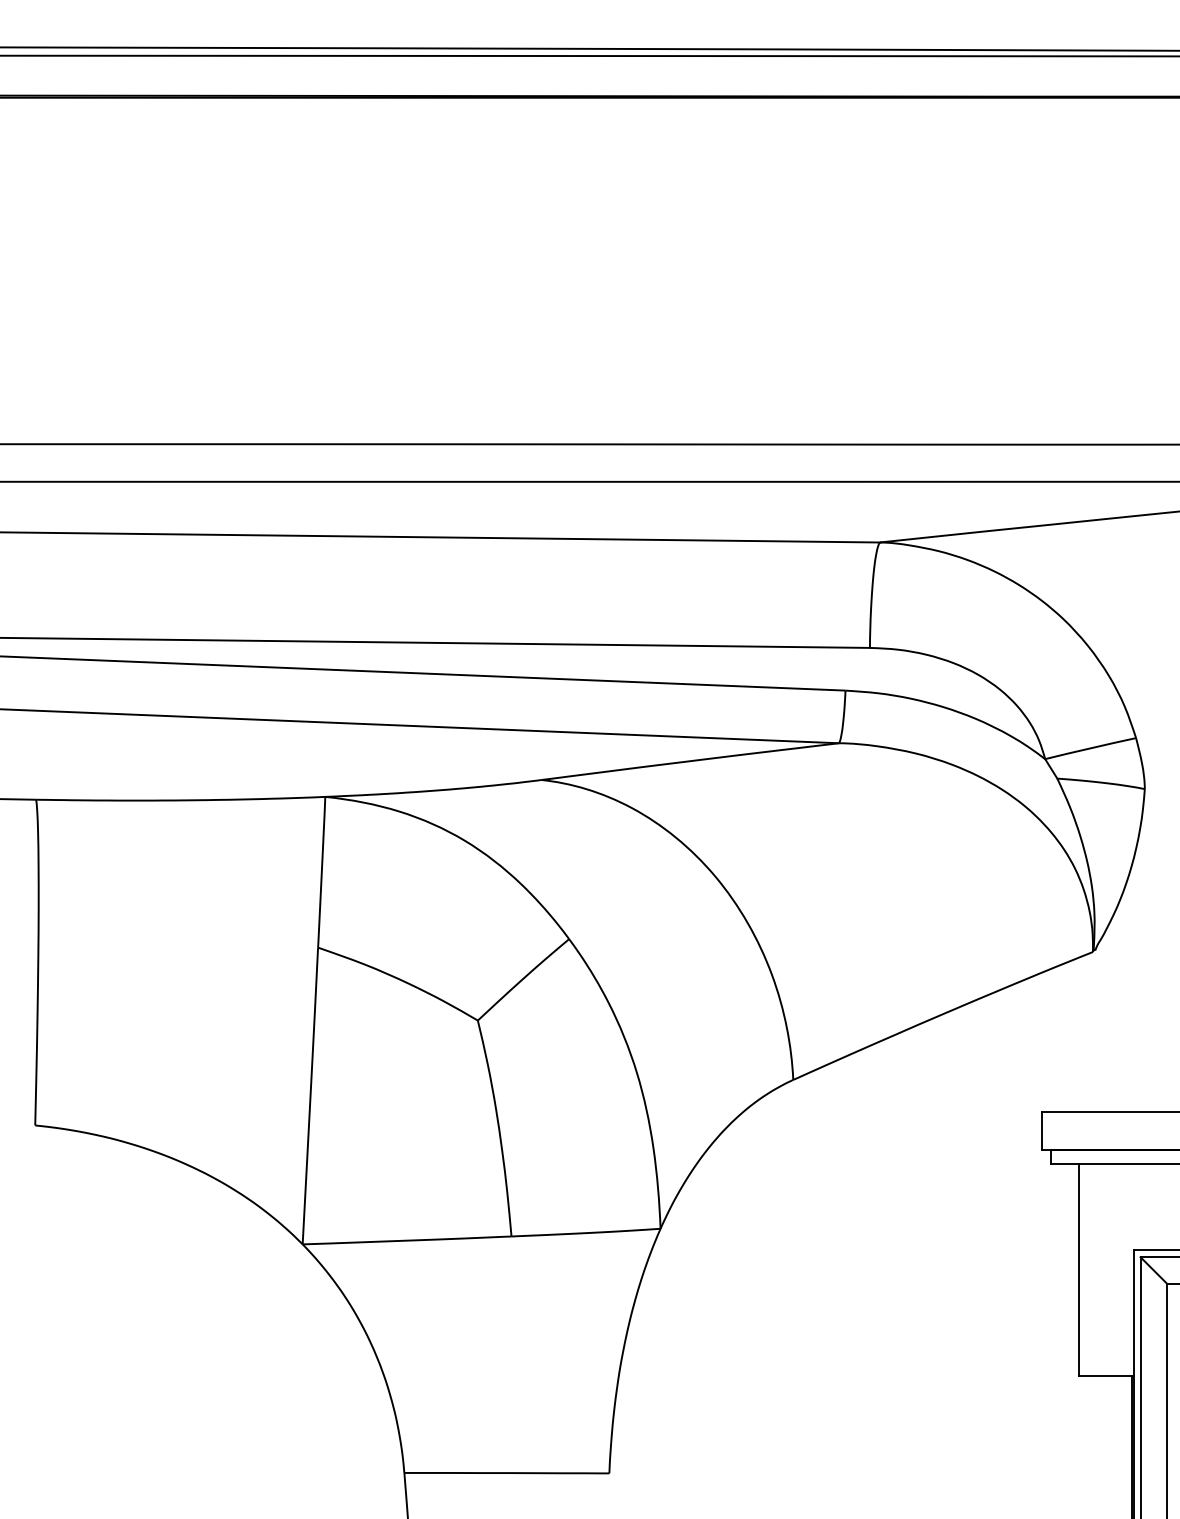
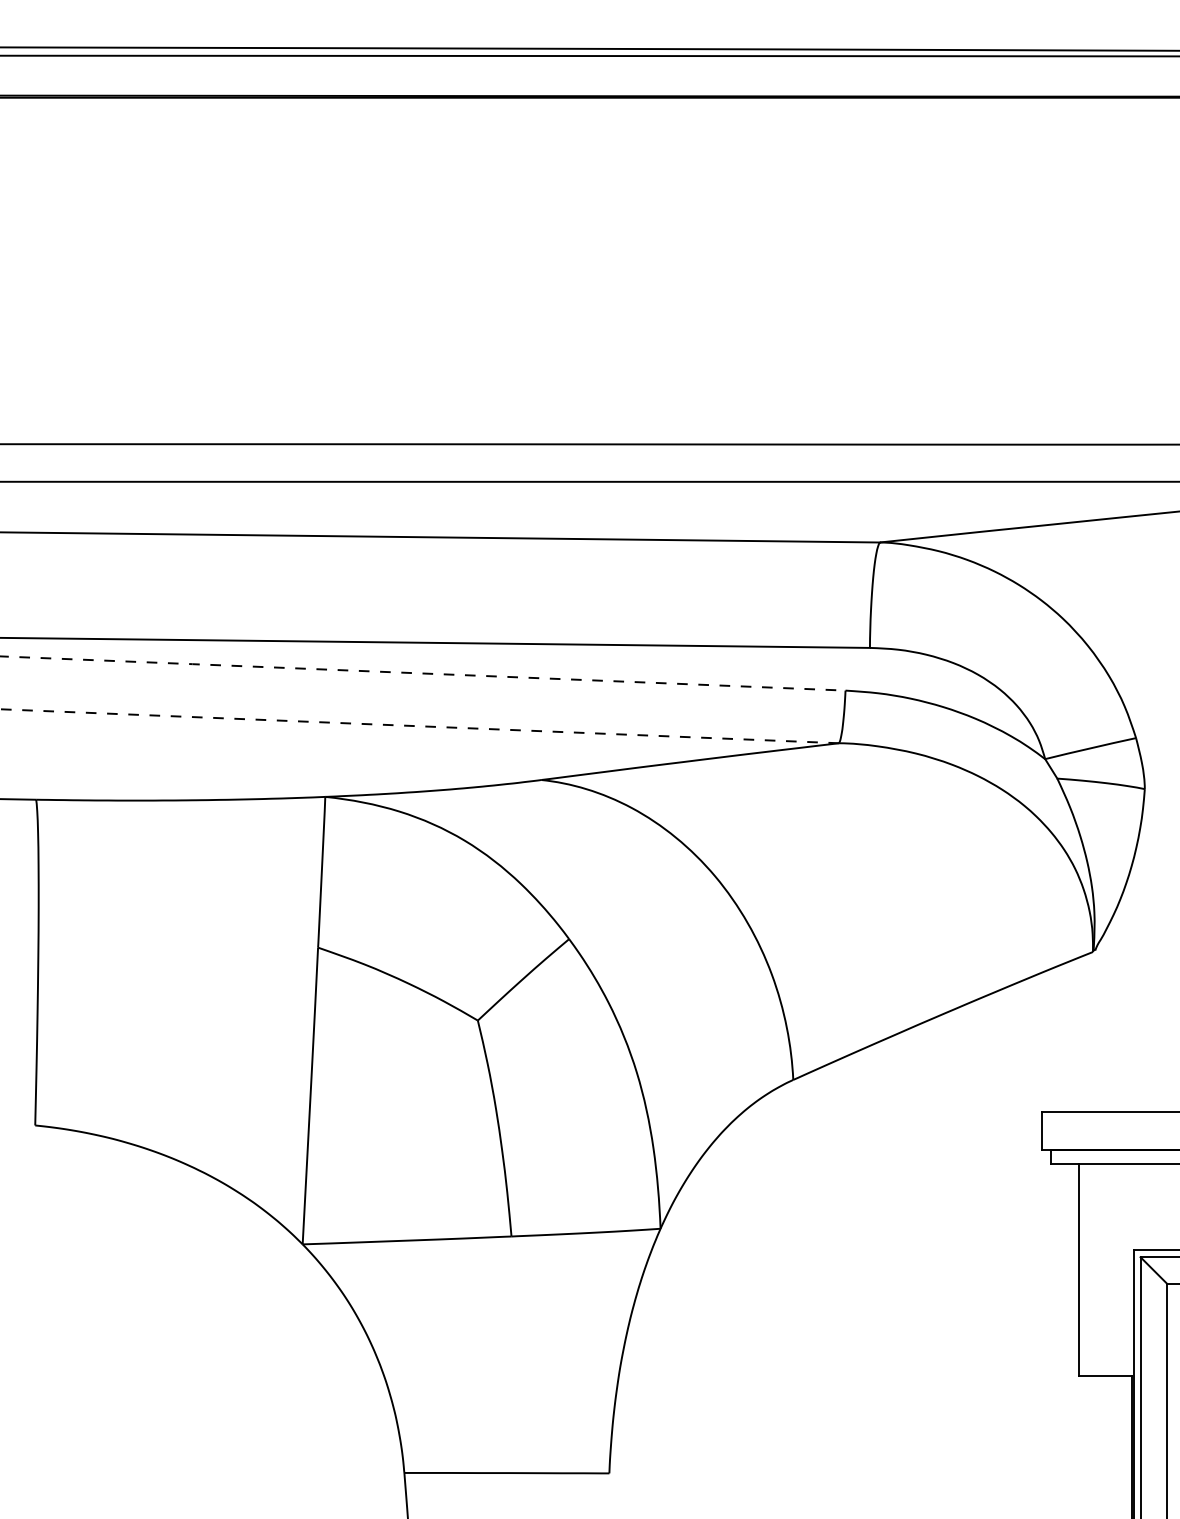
line: solid -> dashed (423, 673)
line: solid -> dashed (419, 726)
